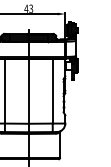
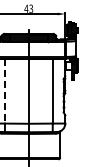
line: solid -> dashed (4, 91)
